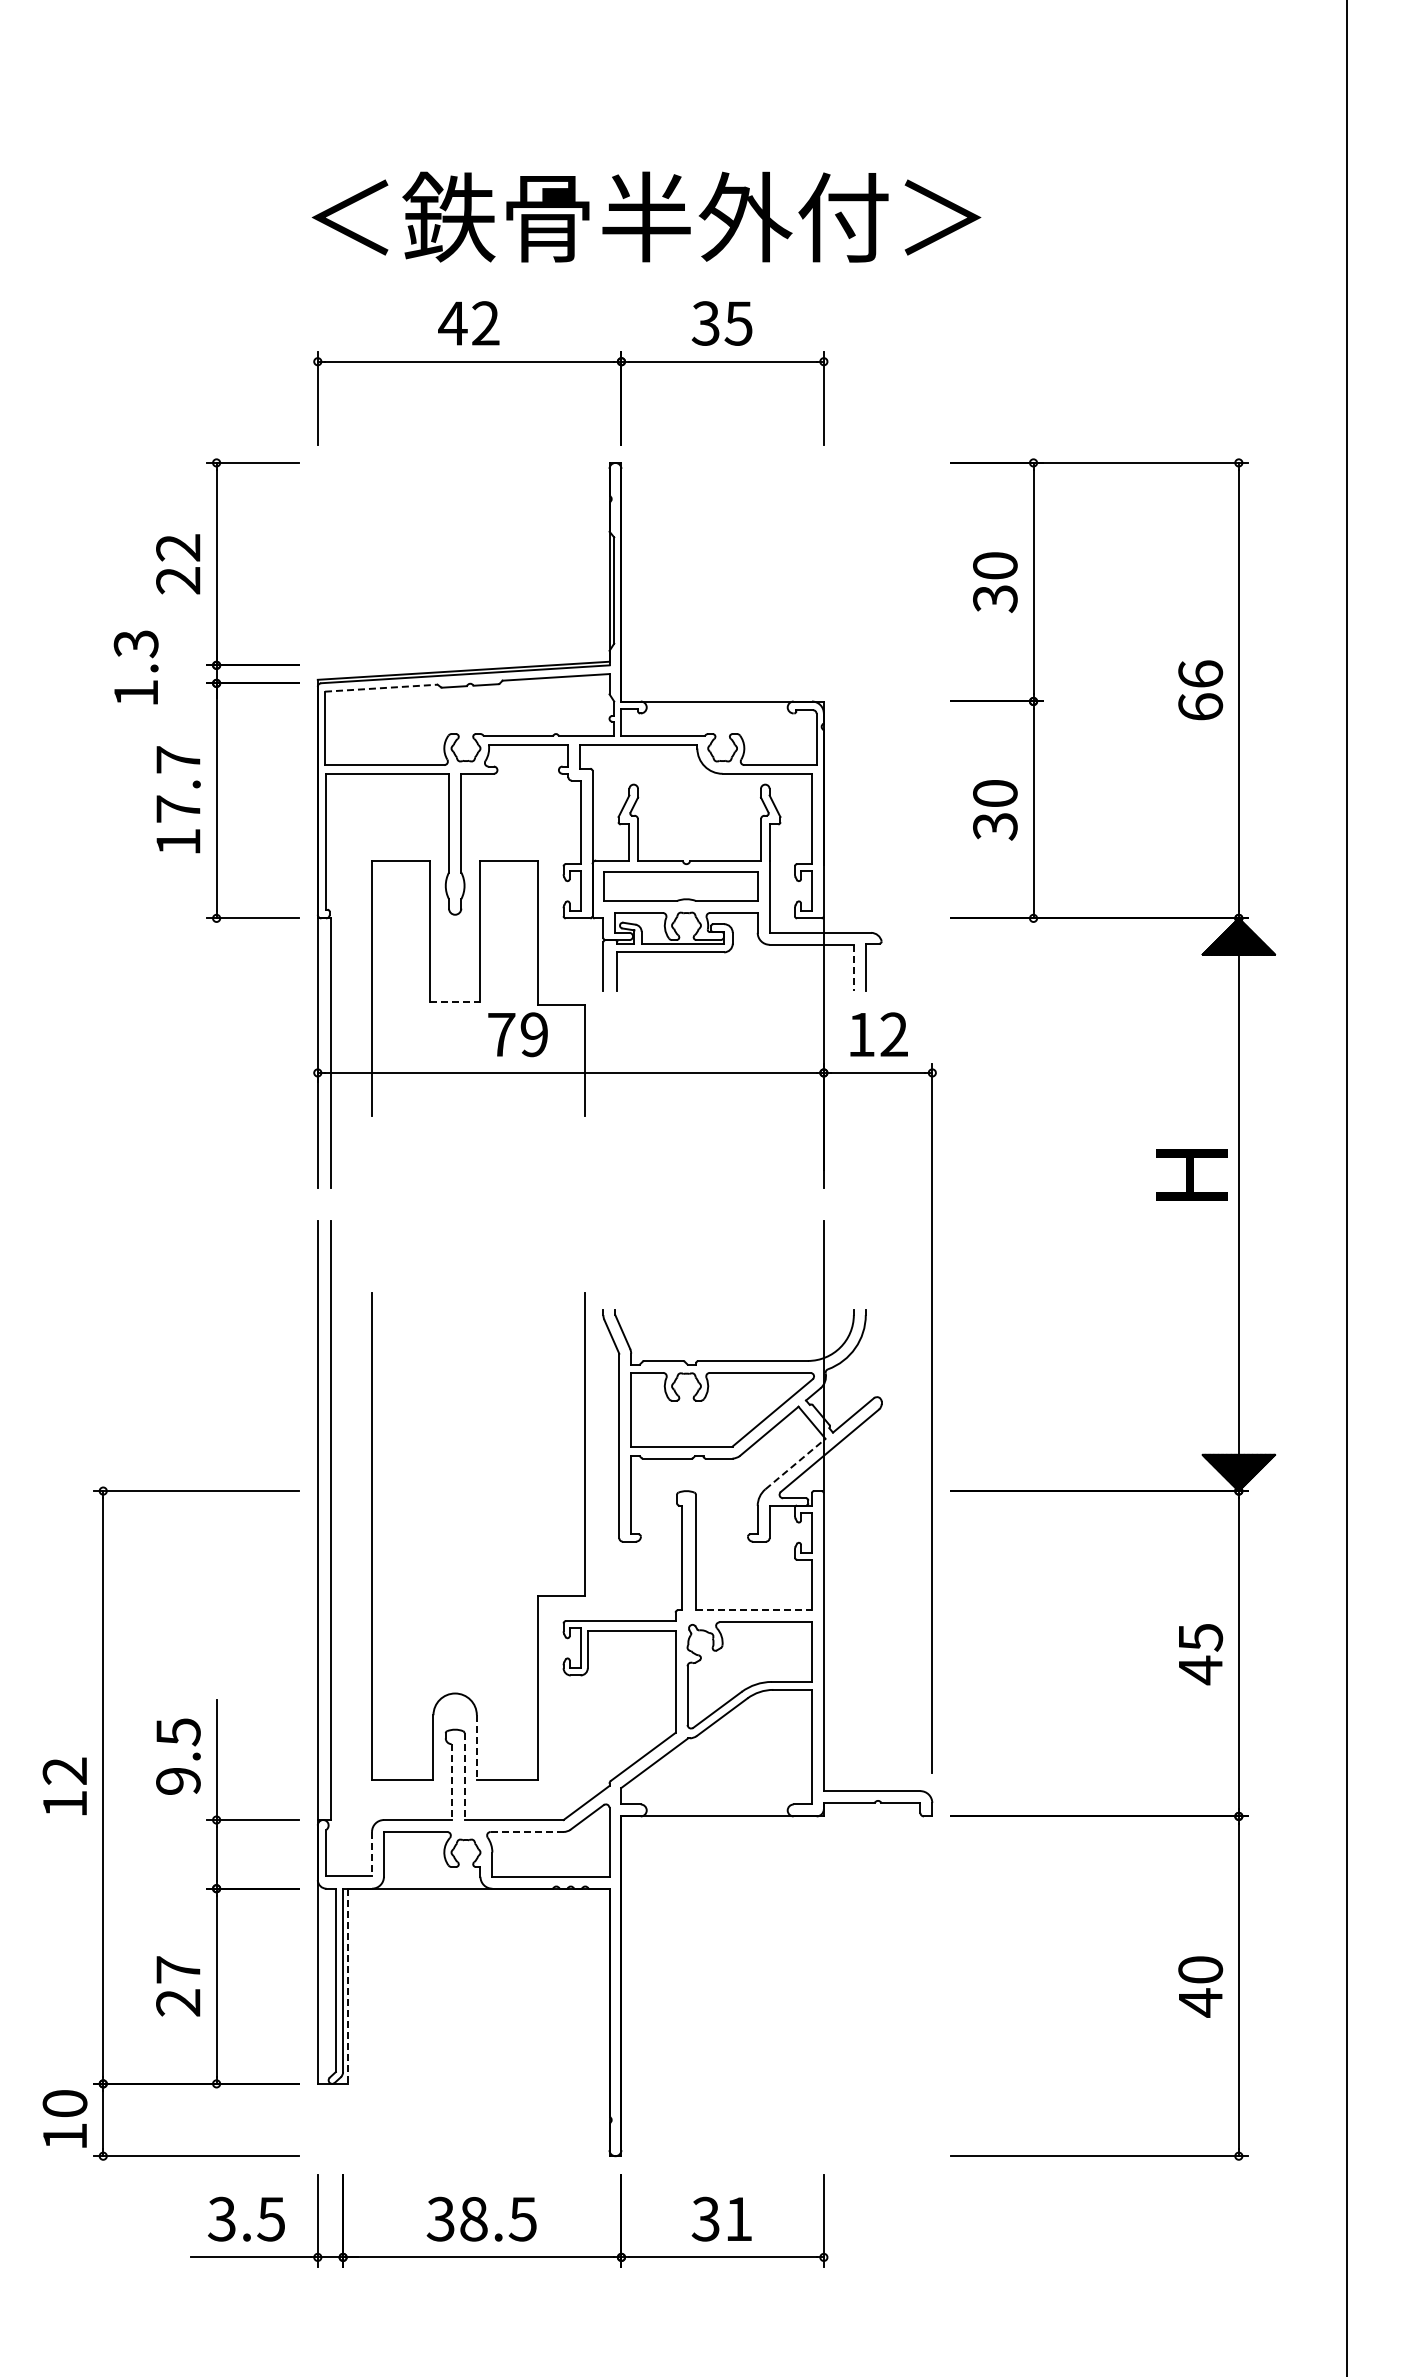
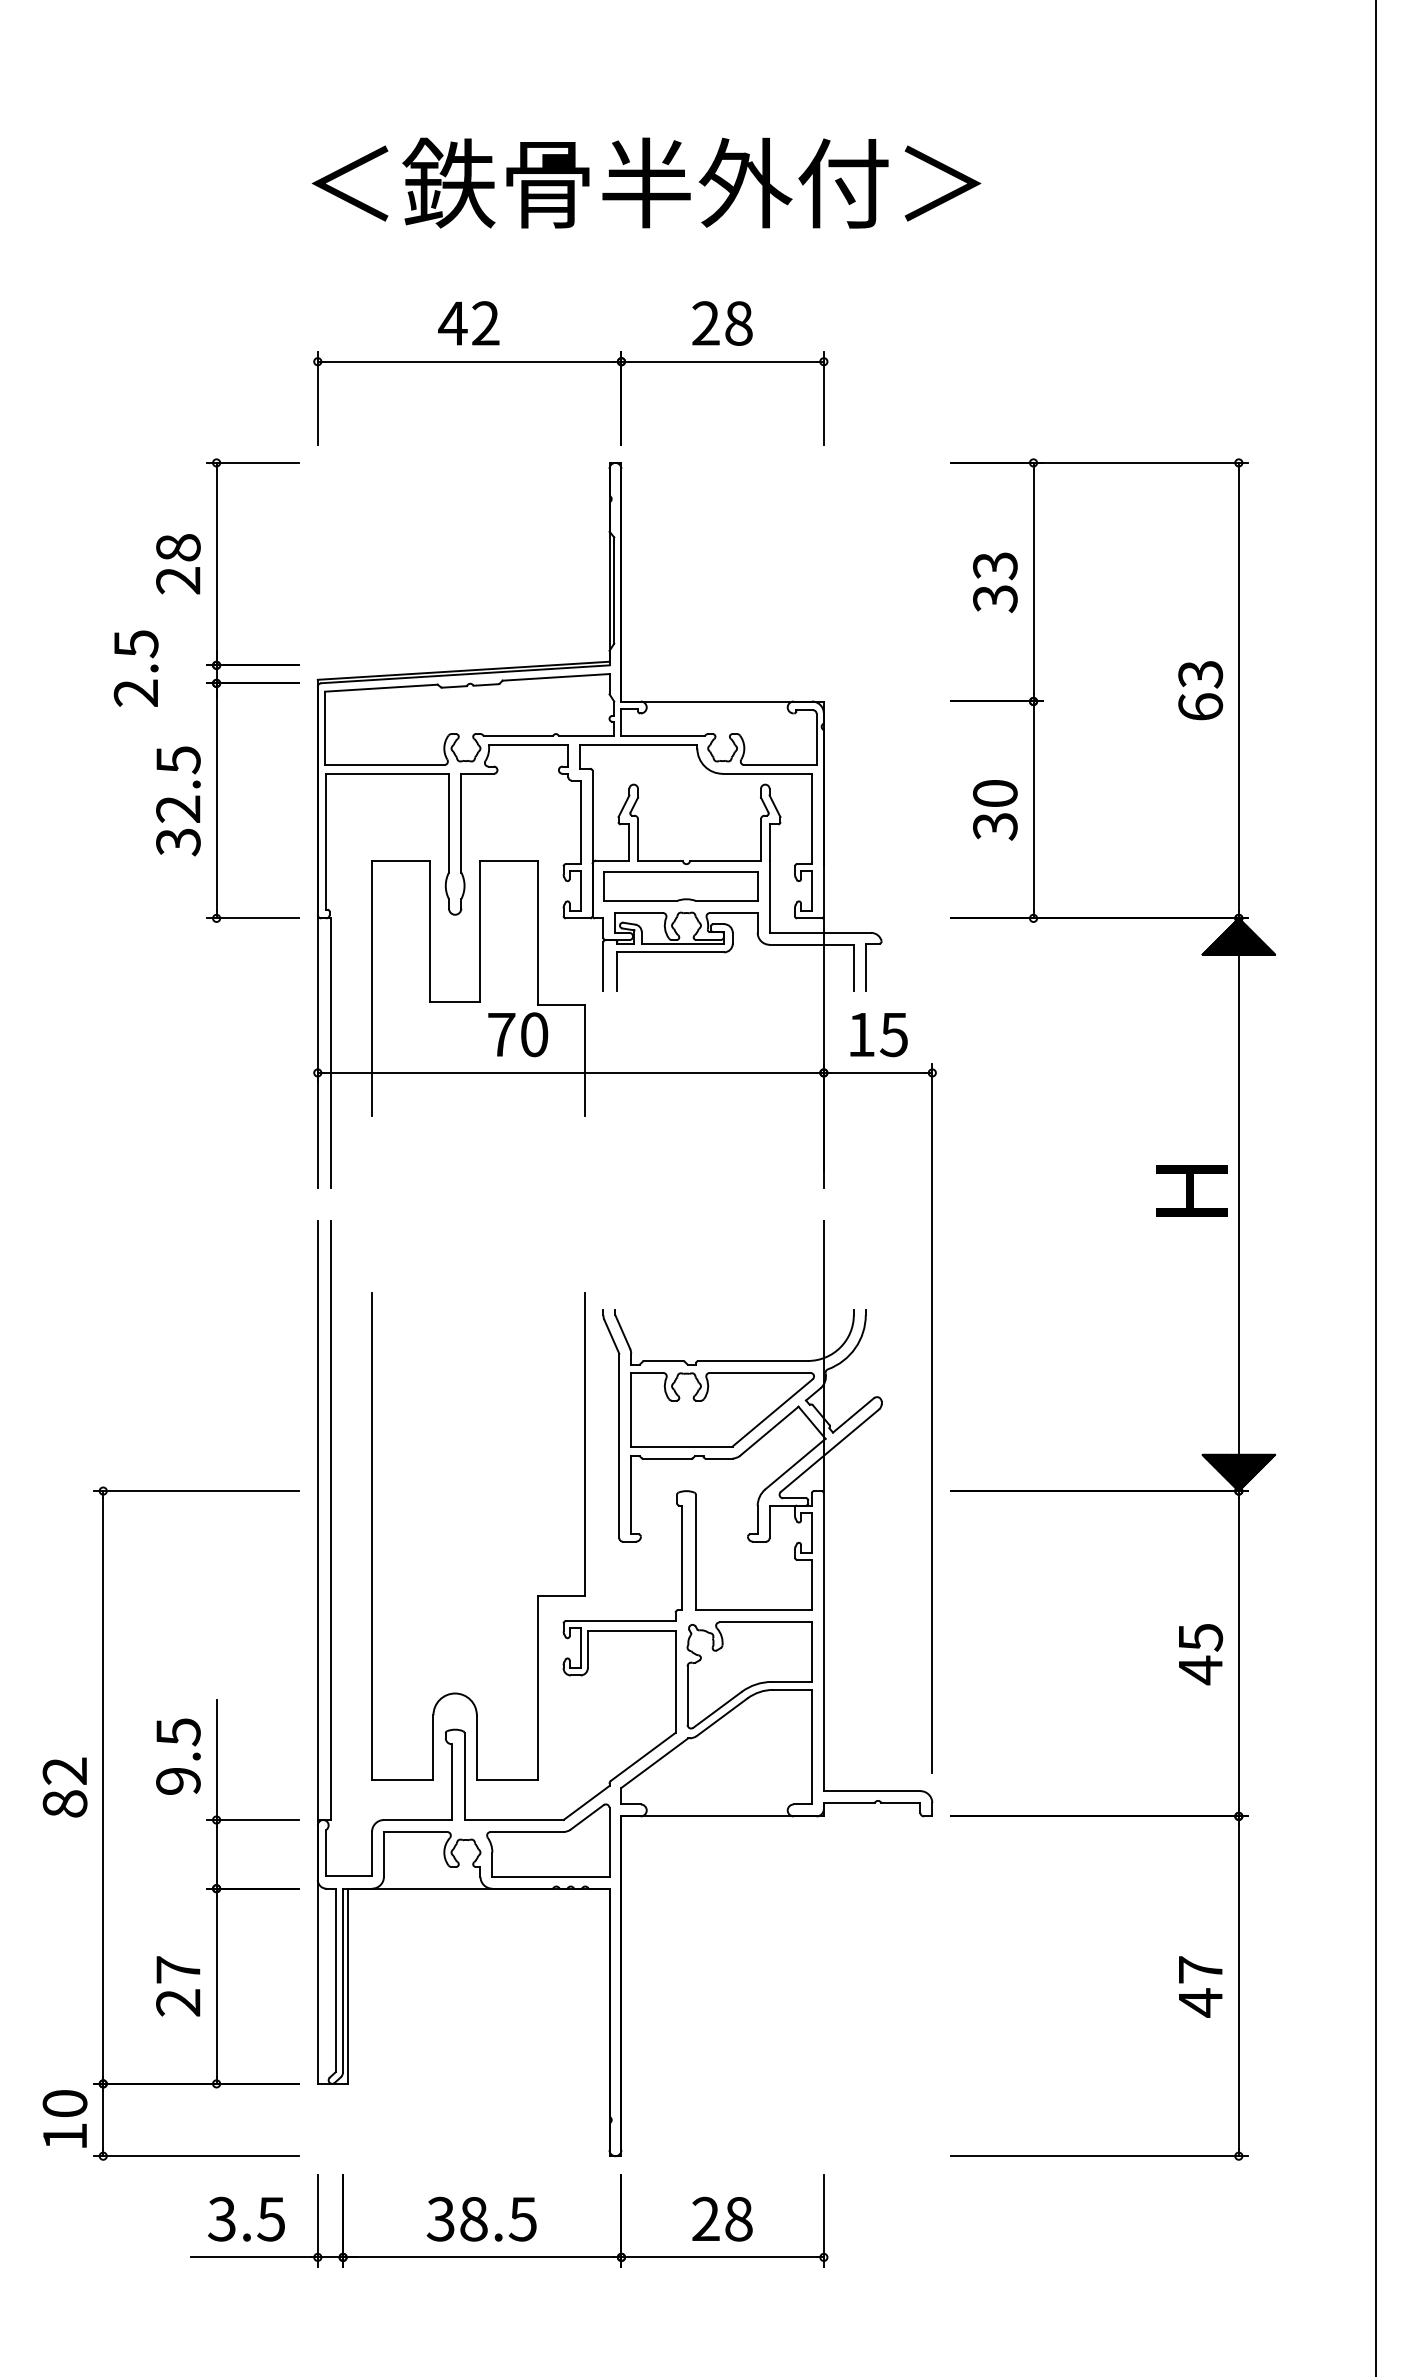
text position: (646, 216) -> (646, 182) (646, 182)
text: 35 -> 28 (721, 323)
text: 22 -> 28 (178, 547)
text: 30 -> 33 (995, 566)
text: 1.3 -> 2.5 (135, 668)
text: 66 -> 63 (1200, 674)
line: dashed -> solid (381, 688)
text: 17.7 -> 32.5 (178, 801)
line: dashed -> solid (853, 967)
line: dashed -> solid (455, 1001)
text: 79 -> 70 (534, 1034)
text: 12 -> 15 (893, 1034)
text position: (1191, 1174) -> (1191, 1190) (1191, 1190)
line position: (1347, 1187) -> (1376, 1187) (1376, 1187)
line: dashed -> solid (795, 1463)
line: dashed -> solid (754, 1610)
line: dashed -> solid (476, 1747)
line: dashed -> solid (464, 1777)
line: dashed -> solid (451, 1782)
text: 12 -> 82 (64, 1803)
line: dashed -> solid (527, 1831)
line: dashed -> solid (372, 1853)
text: 40 -> 47 (1200, 1969)
line: dashed -> solid (347, 1986)
text: 31 -> 28 (721, 2219)
